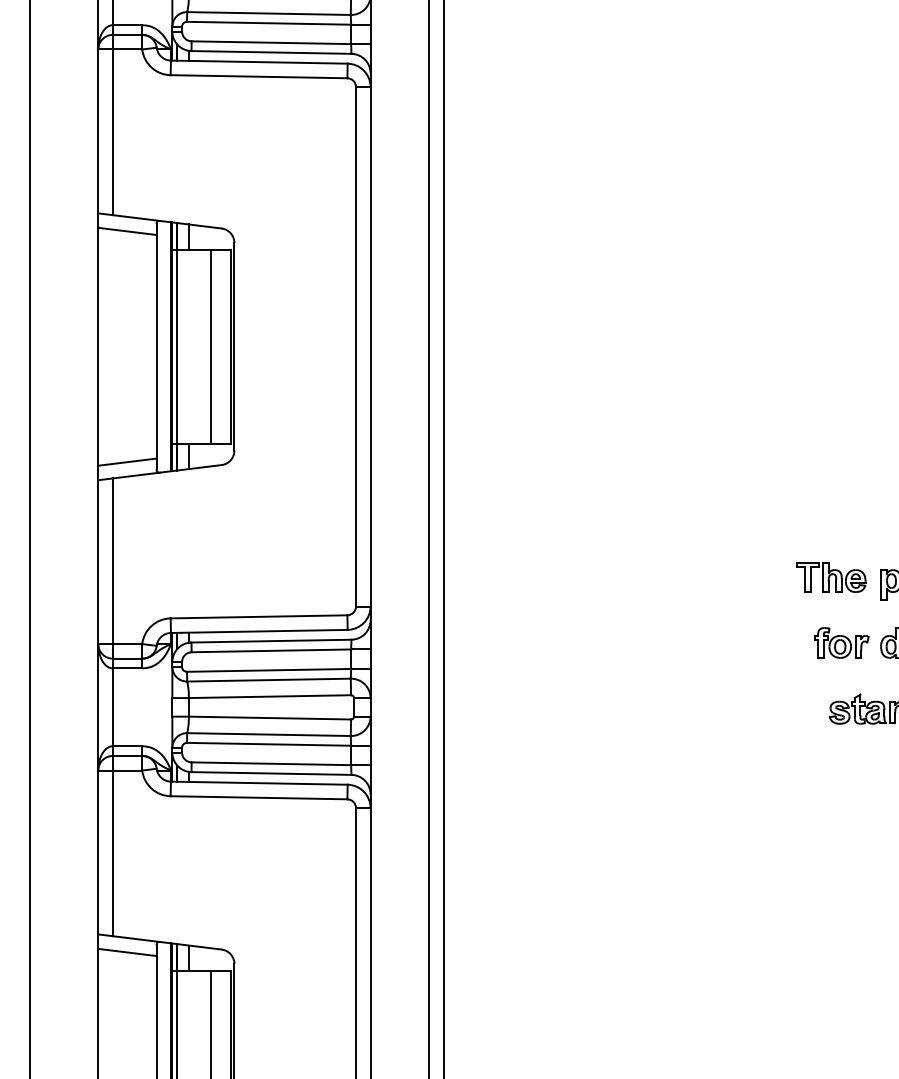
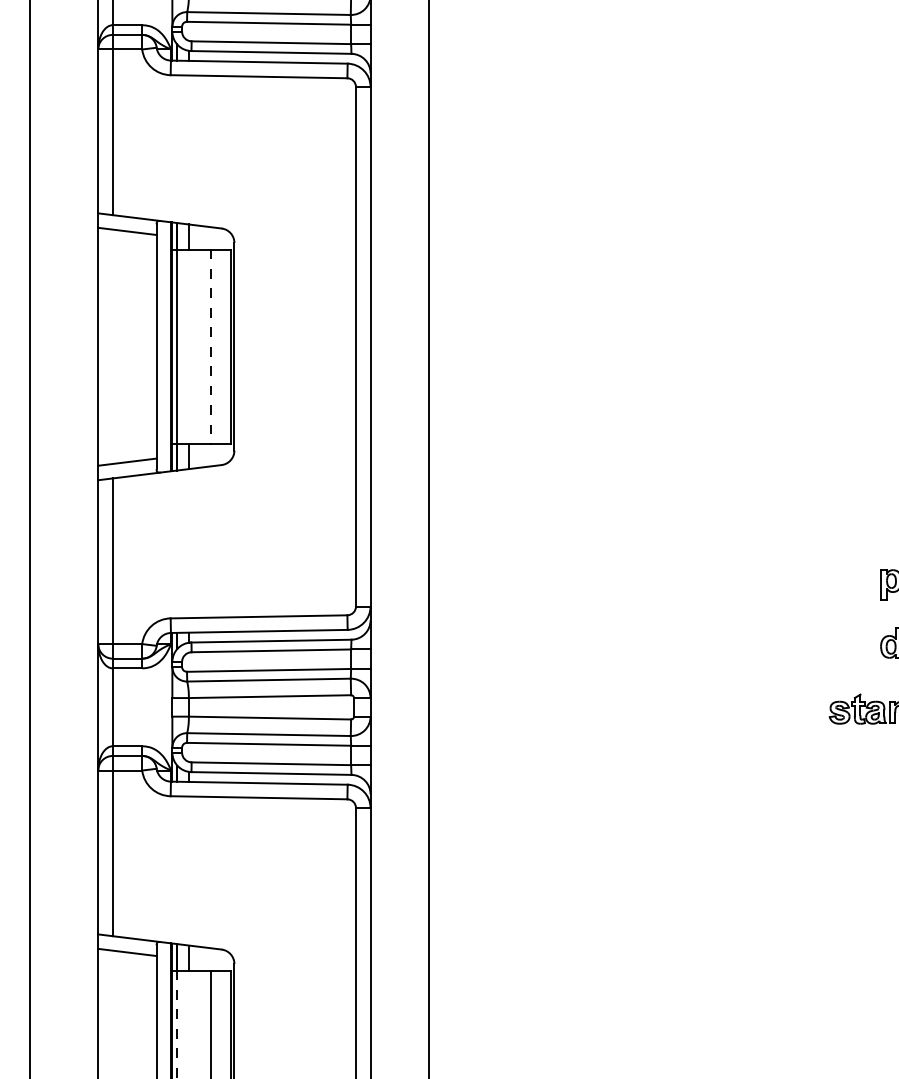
line: solid -> dashed (211, 347)
line: present -> none (443, 538)
part: present -> none (831, 577)
part: present -> none (841, 642)
line: solid -> dashed (176, 1024)
